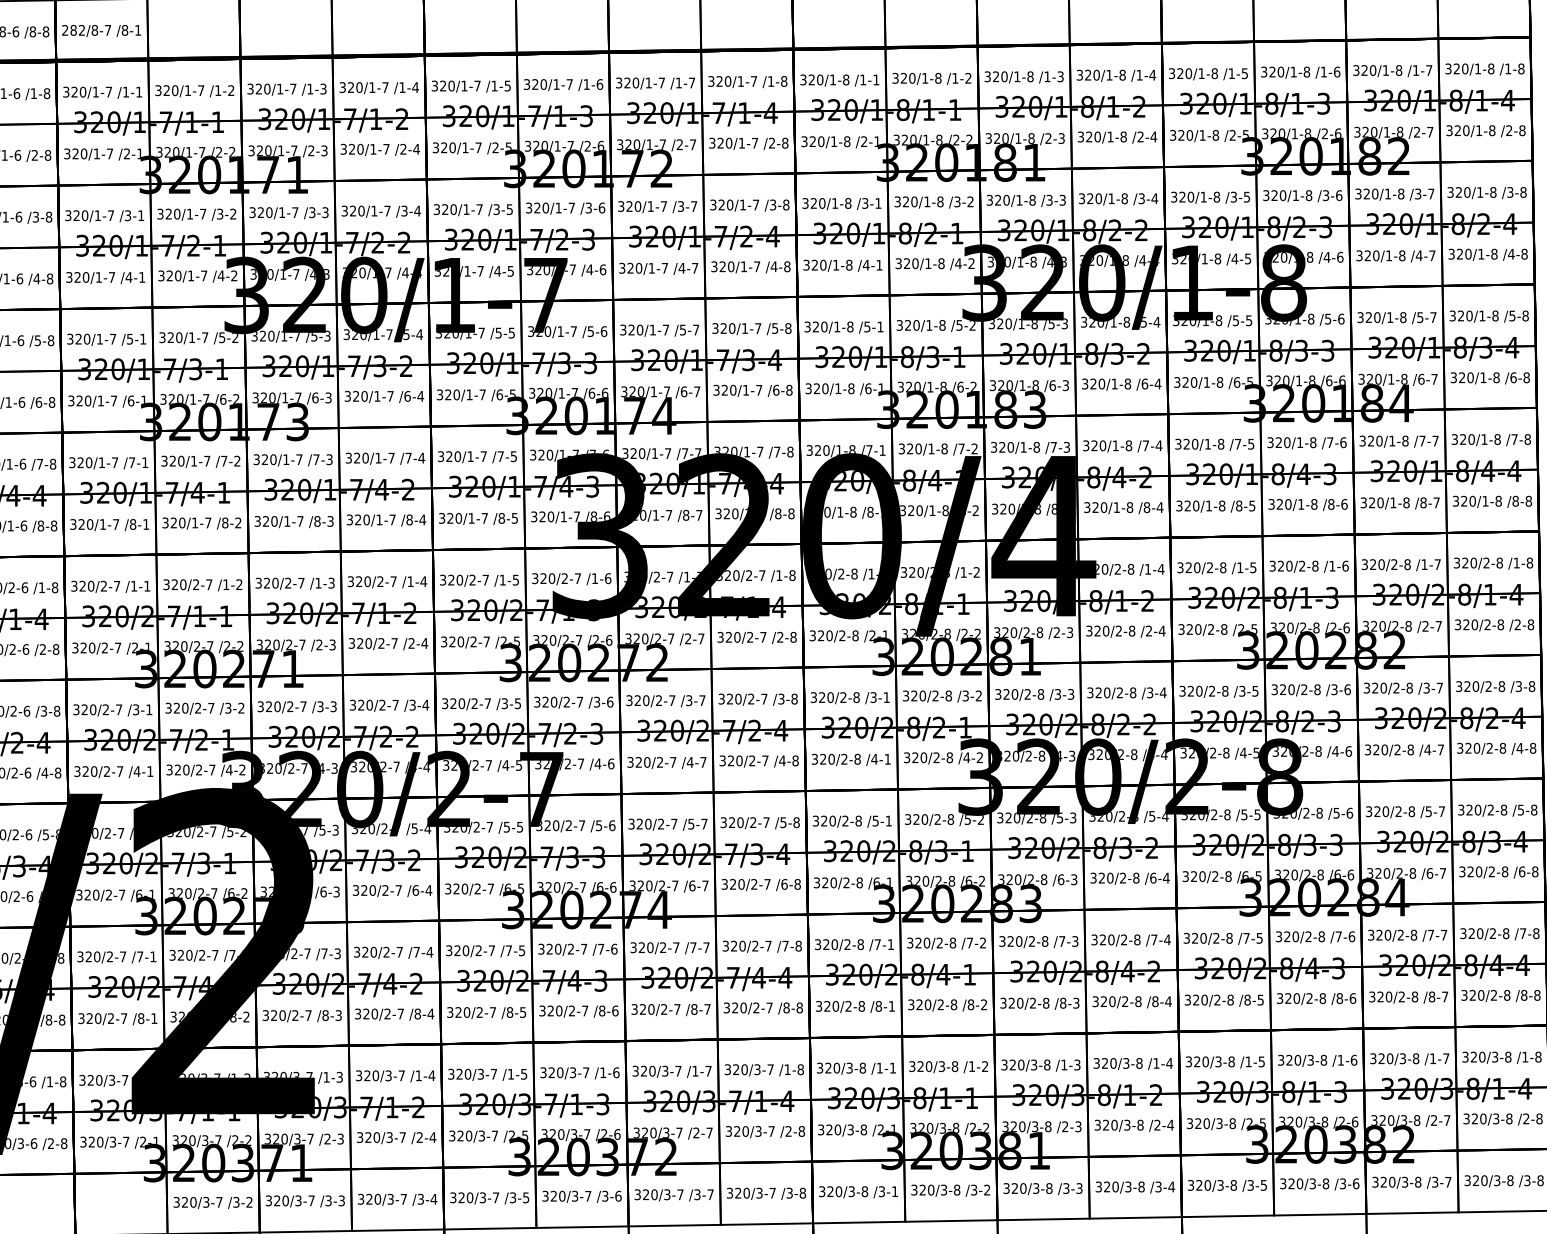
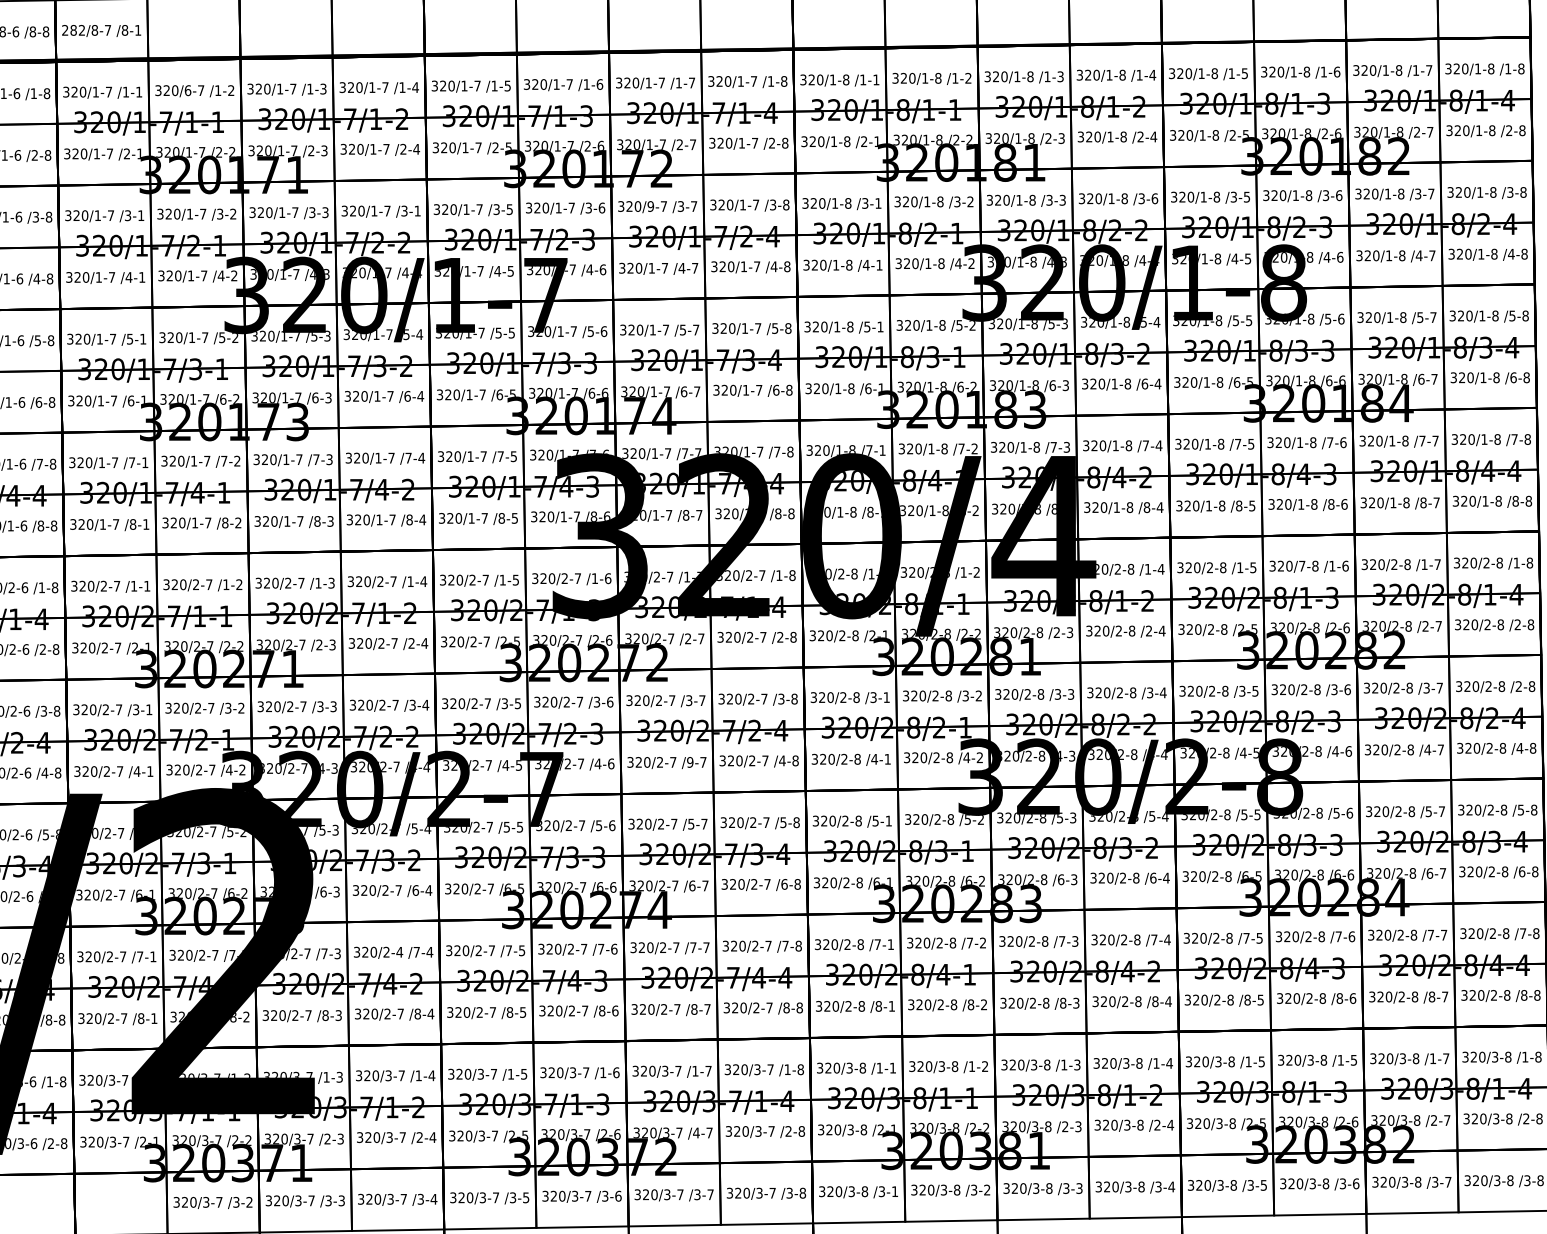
text: 320/1-7 -> 320/6-7 (187, 90)
text: /3-4 -> /3-6 (1154, 198)
text: 320/1-7 -> 320/9-7 (650, 206)
text: /3-4 -> /3-1 (417, 210)
text: 320/2-8 -> 320/7-8 (1302, 565)
text: /3-8 -> /2-8 (1518, 686)
text: /4-7 -> /9-7 (689, 762)
text: 320/2-7 -> 320/2-4 (399, 952)
text: /1-6 -> /1-5 (1353, 1059)
text: /2-7 -> /4-7 (696, 1132)
